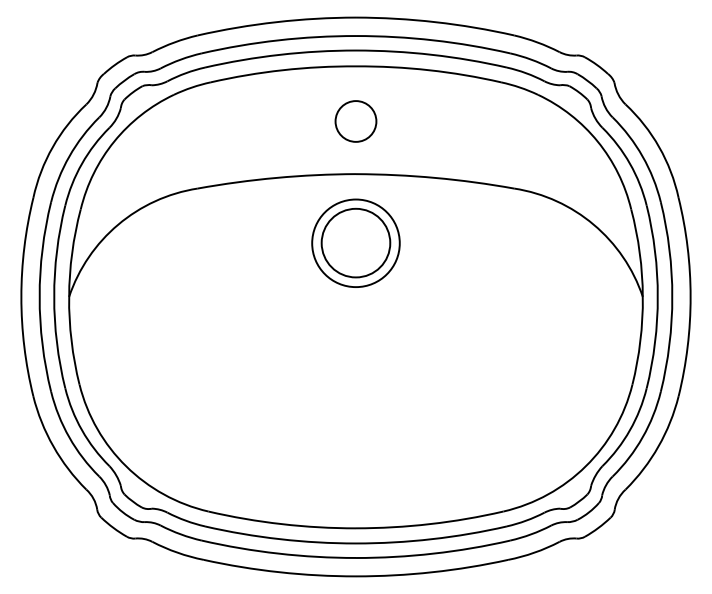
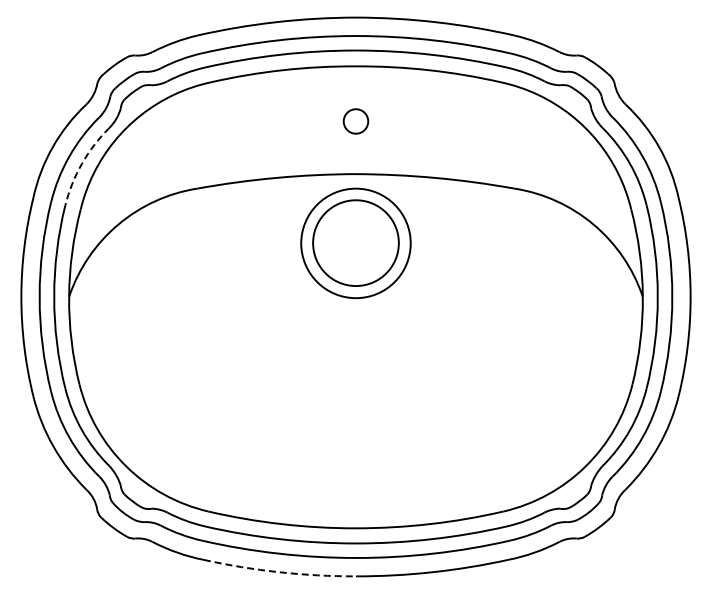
circle size: 44x43 px -> 28x27 px (355, 121)
arc: solid -> dashed (82, 163)
part size: 90x90 px -> 112x112 px (355, 242)
arc: solid -> dashed (279, 572)
